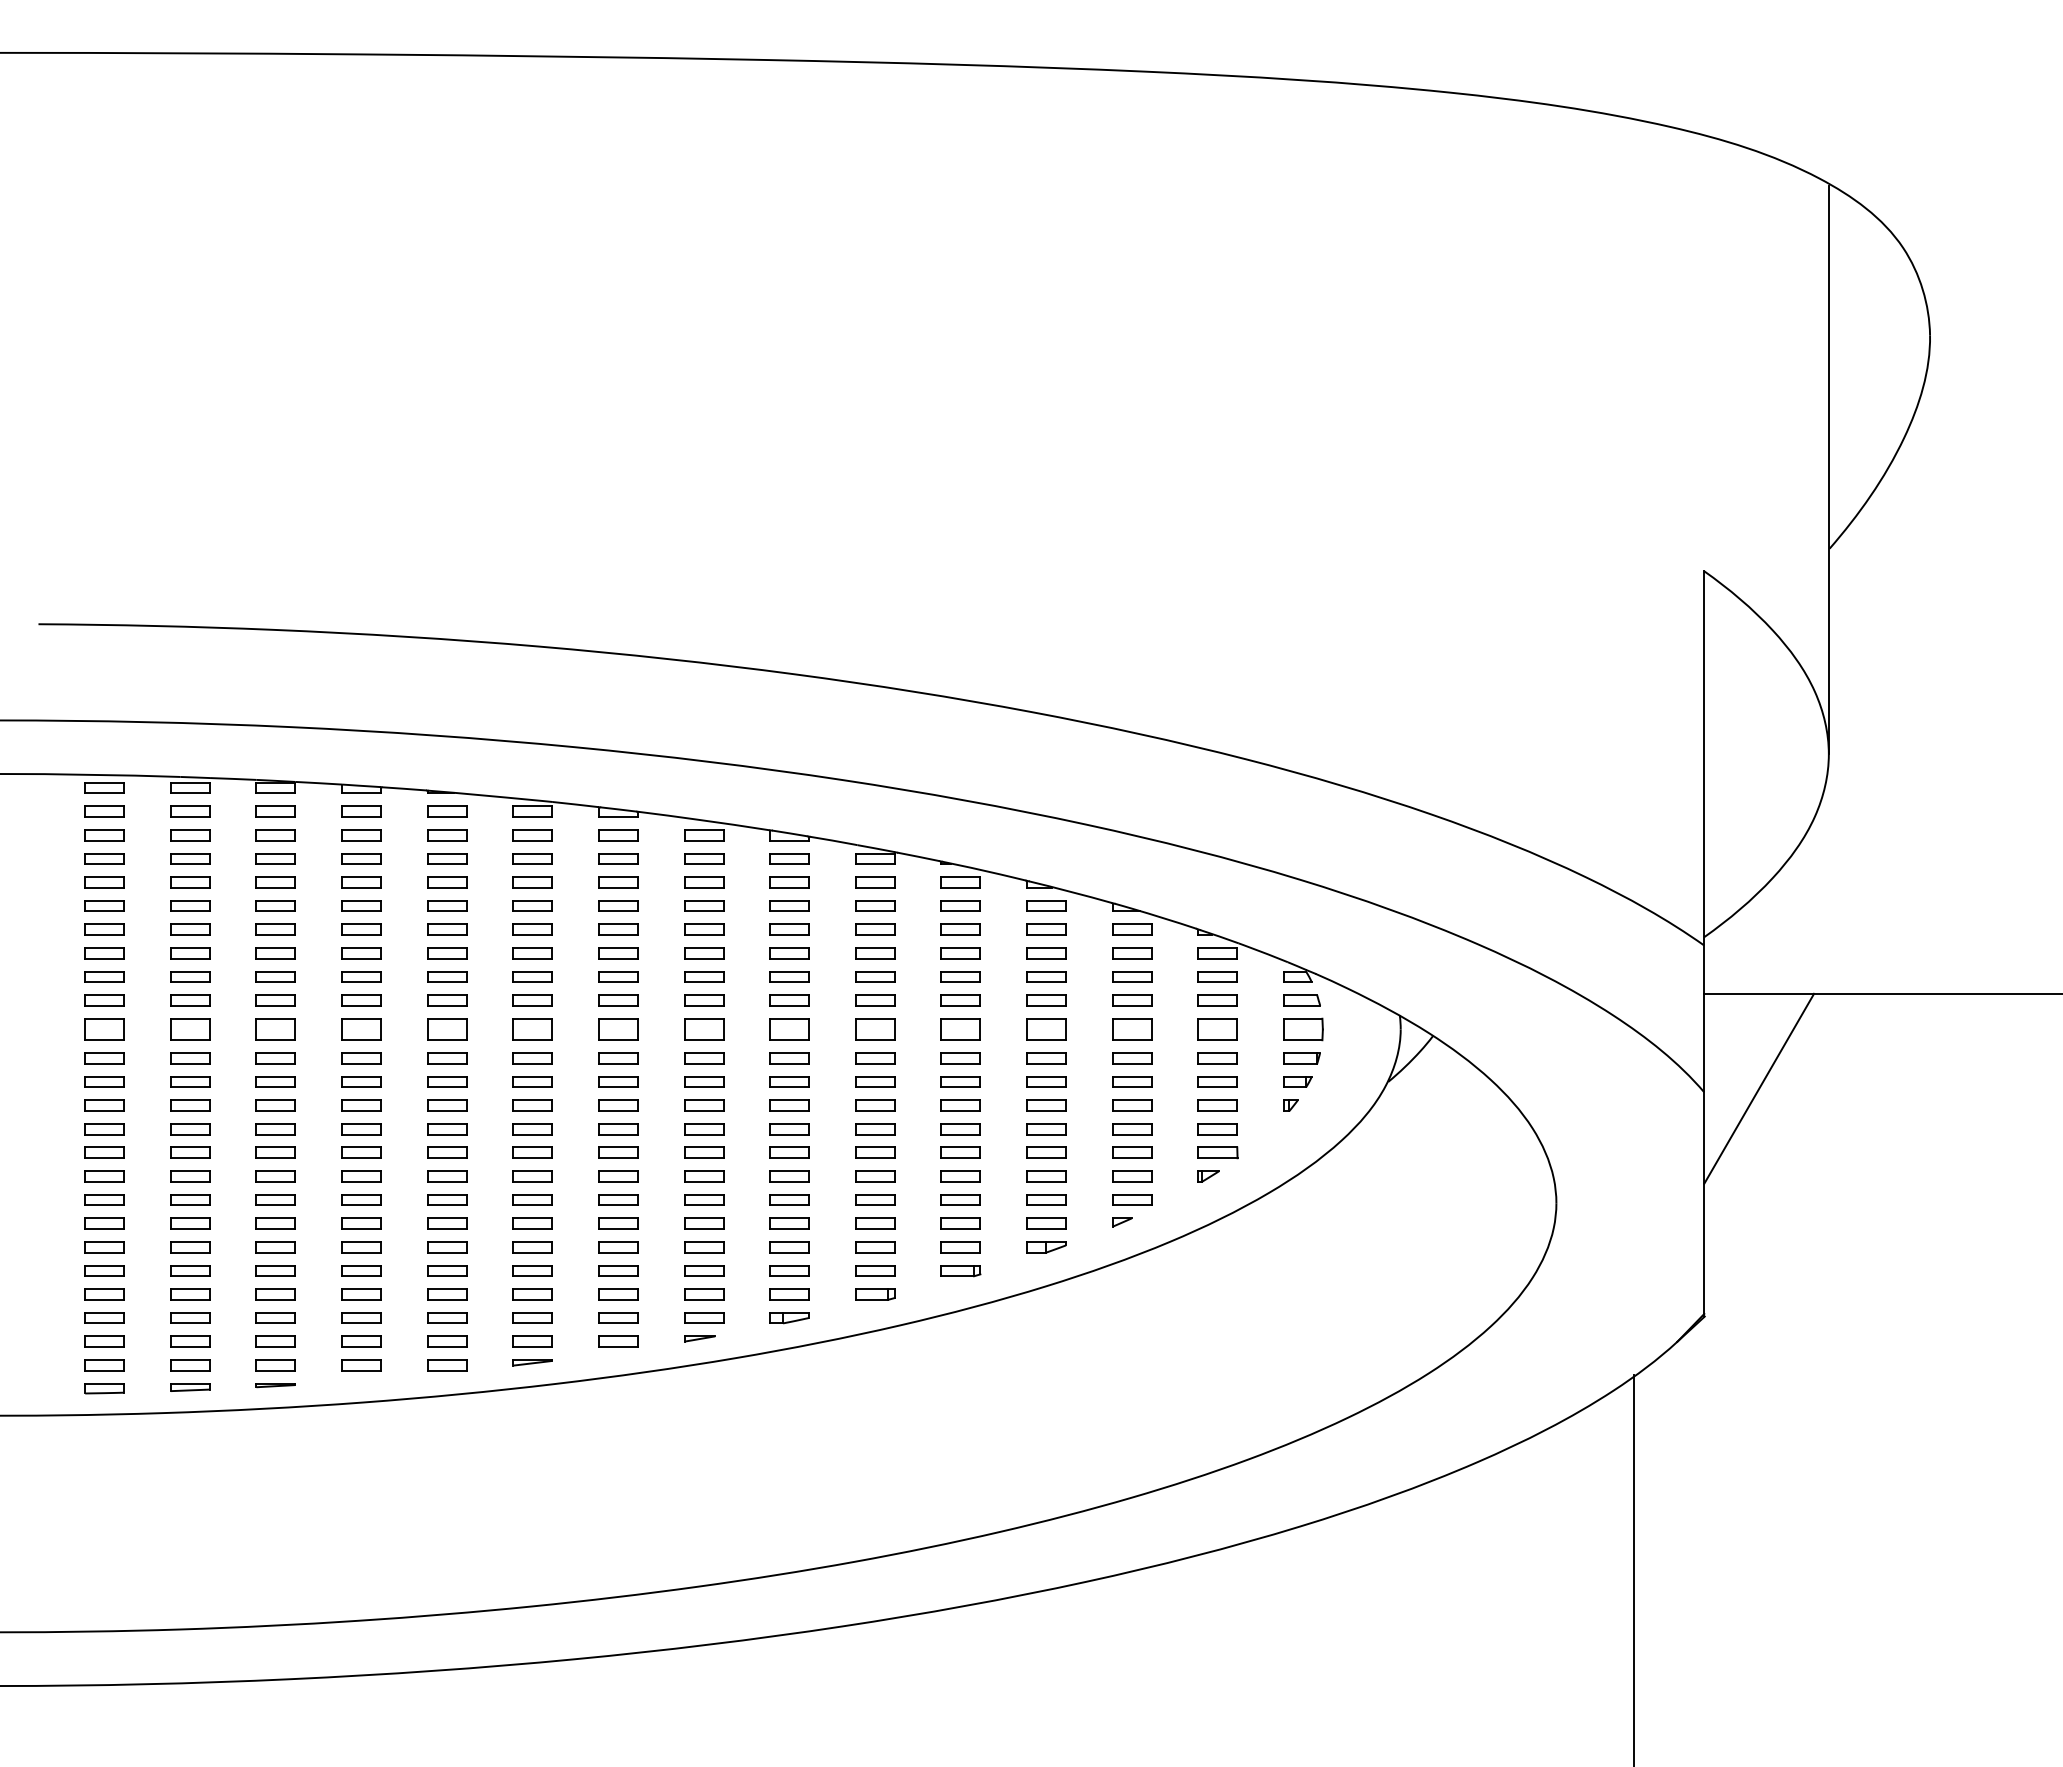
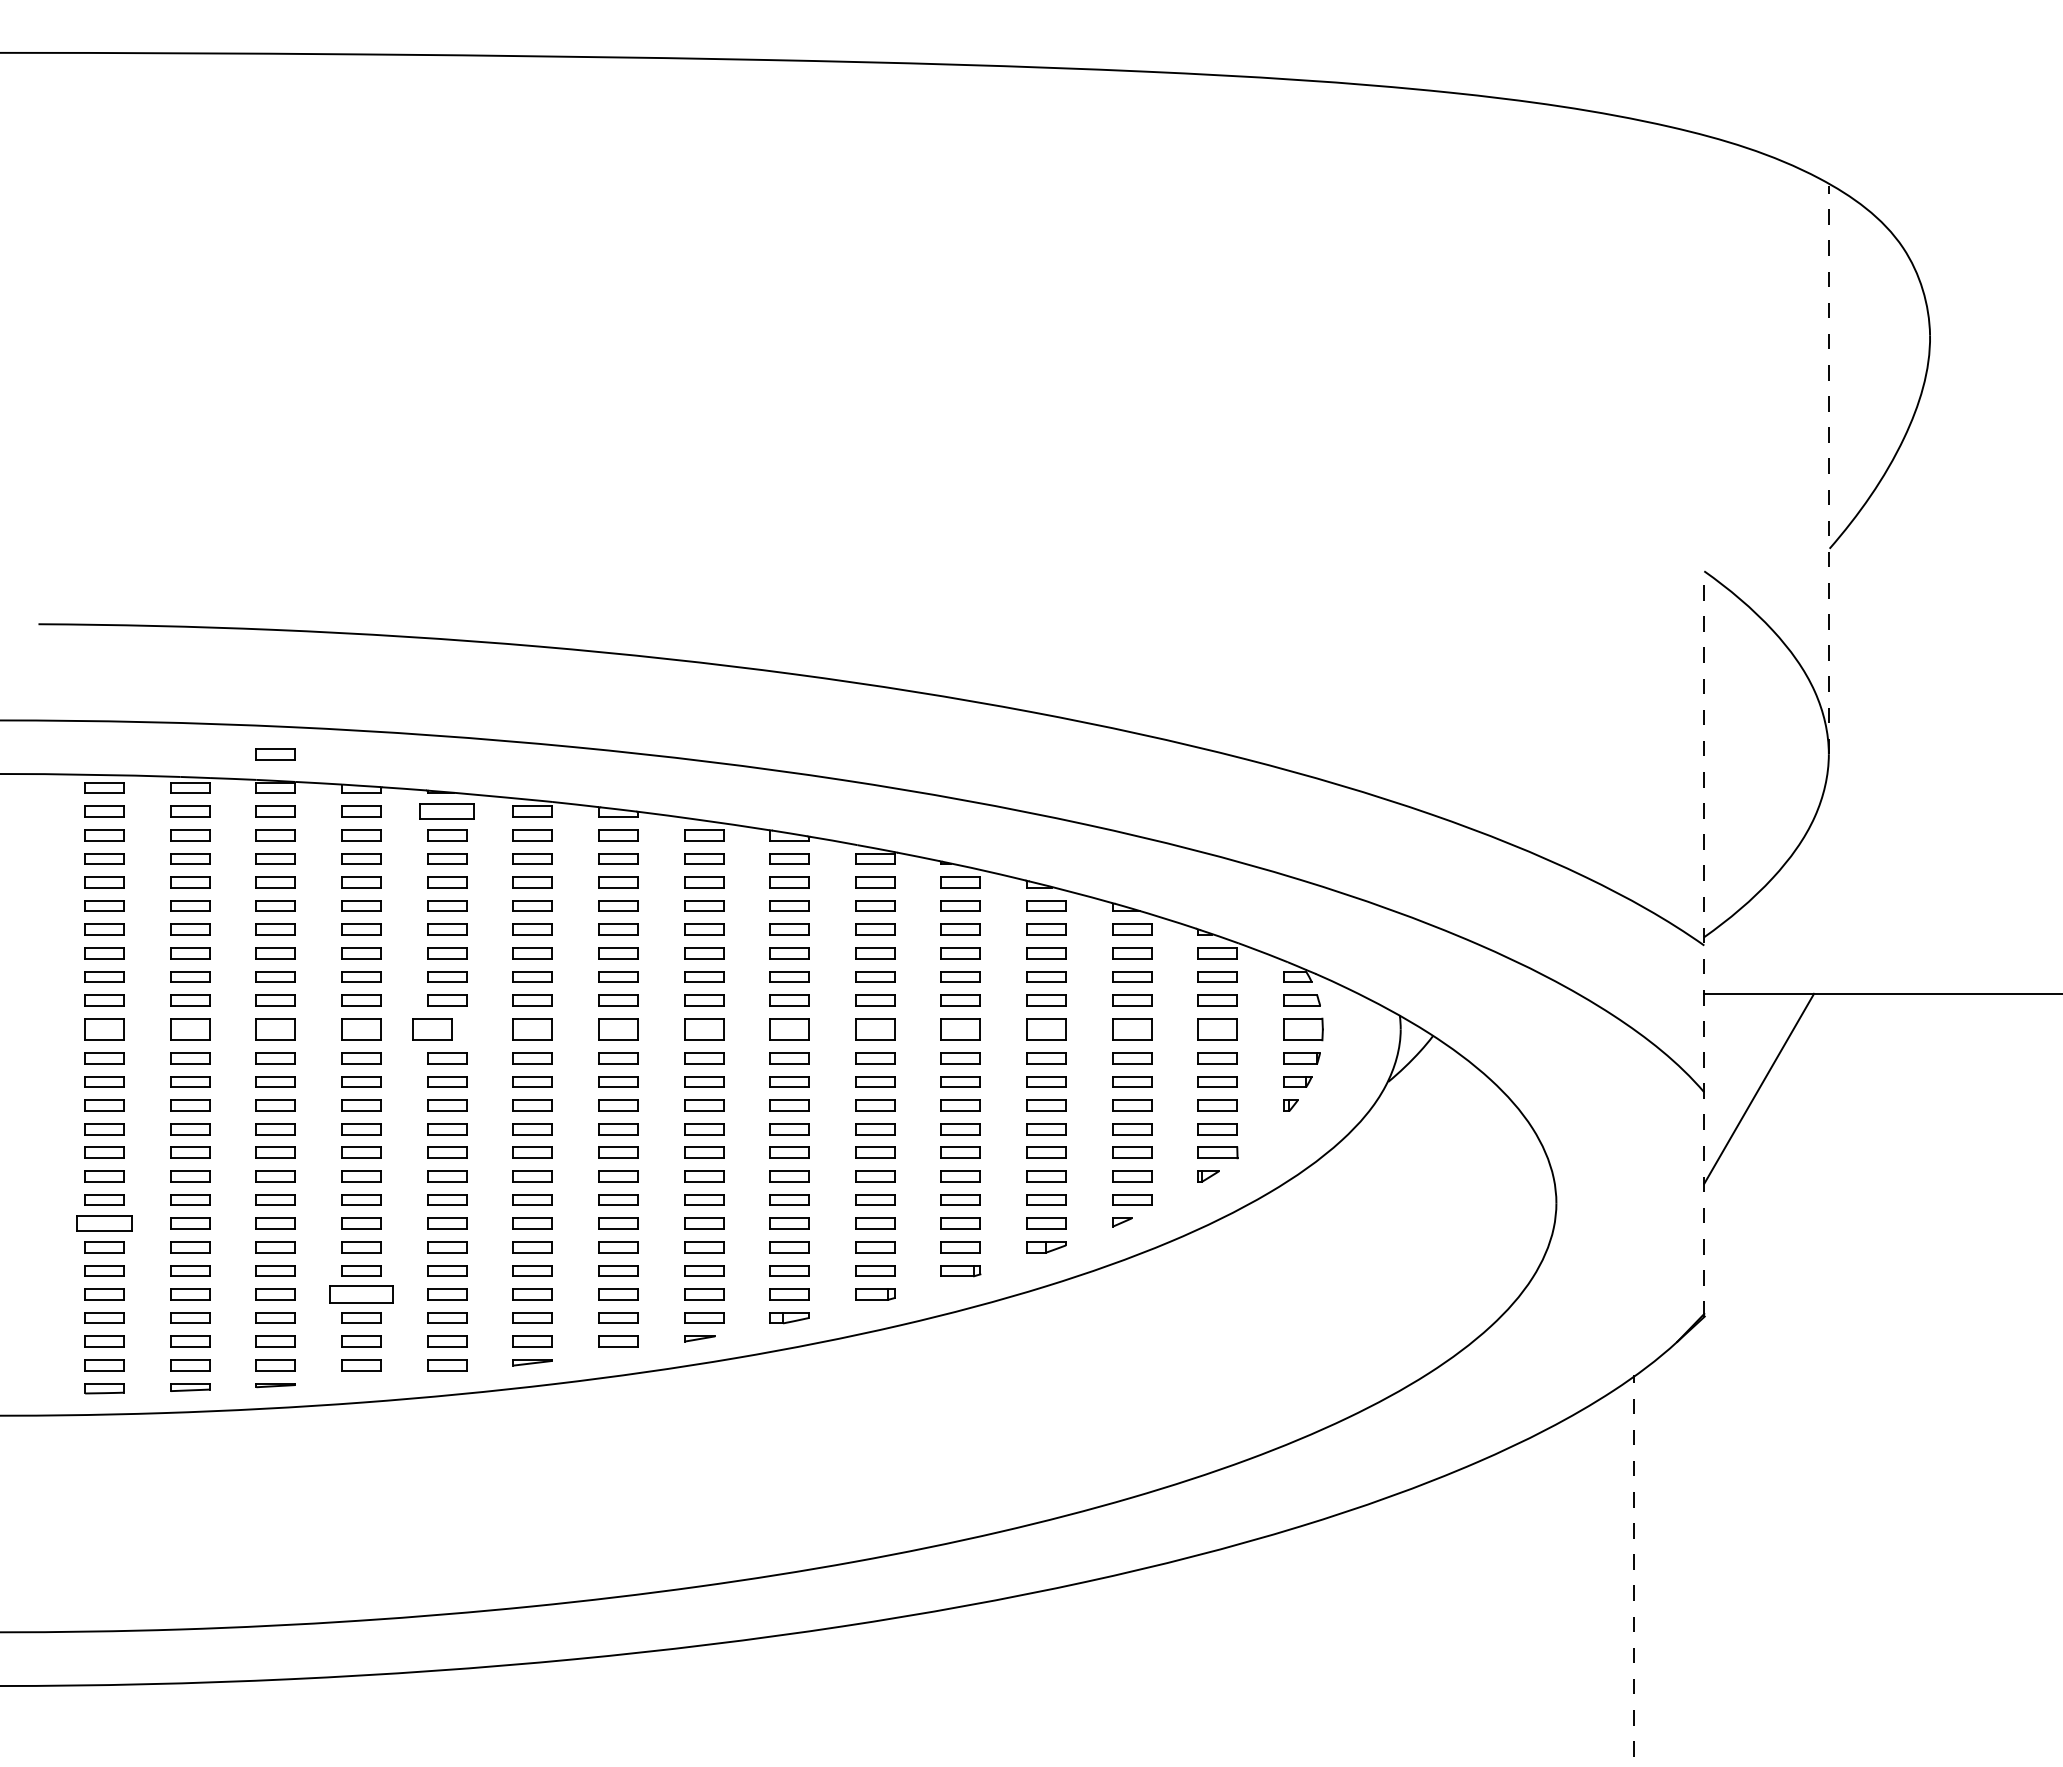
line: solid -> dashed (1828, 470)
part: none -> present (275, 754)
part size: 41x13 px -> 56x17 px (446, 811)
line: solid -> dashed (1704, 944)
part position: (447, 1029) -> (432, 1029) (432, 1029)
part size: 41x13 px -> 57x17 px (104, 1223)
part size: 41x13 px -> 65x19 px (361, 1294)
line: solid -> dashed (1634, 1570)
